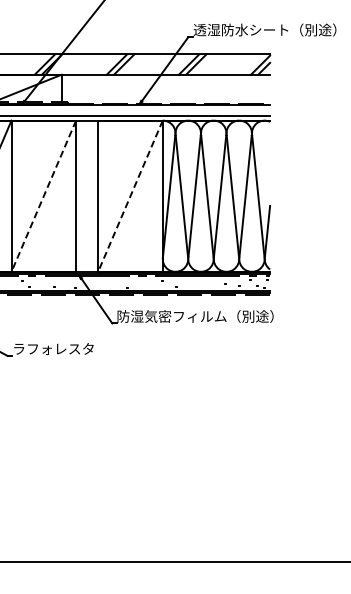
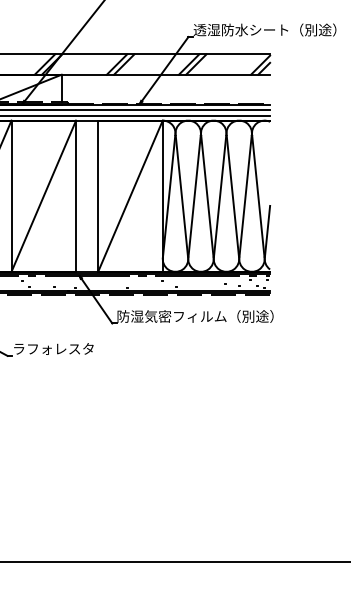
line: none -> present (136, 110)
line: dashed -> solid (43, 196)
line: dashed -> solid (130, 196)
